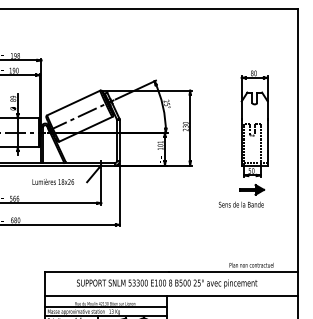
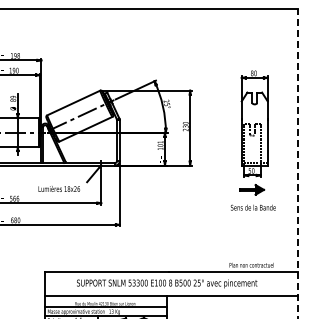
line: solid -> dashed (297, 163)
text position: (52, 181) -> (58, 188) (58, 188)
text position: (240, 204) -> (252, 207) (252, 207)
